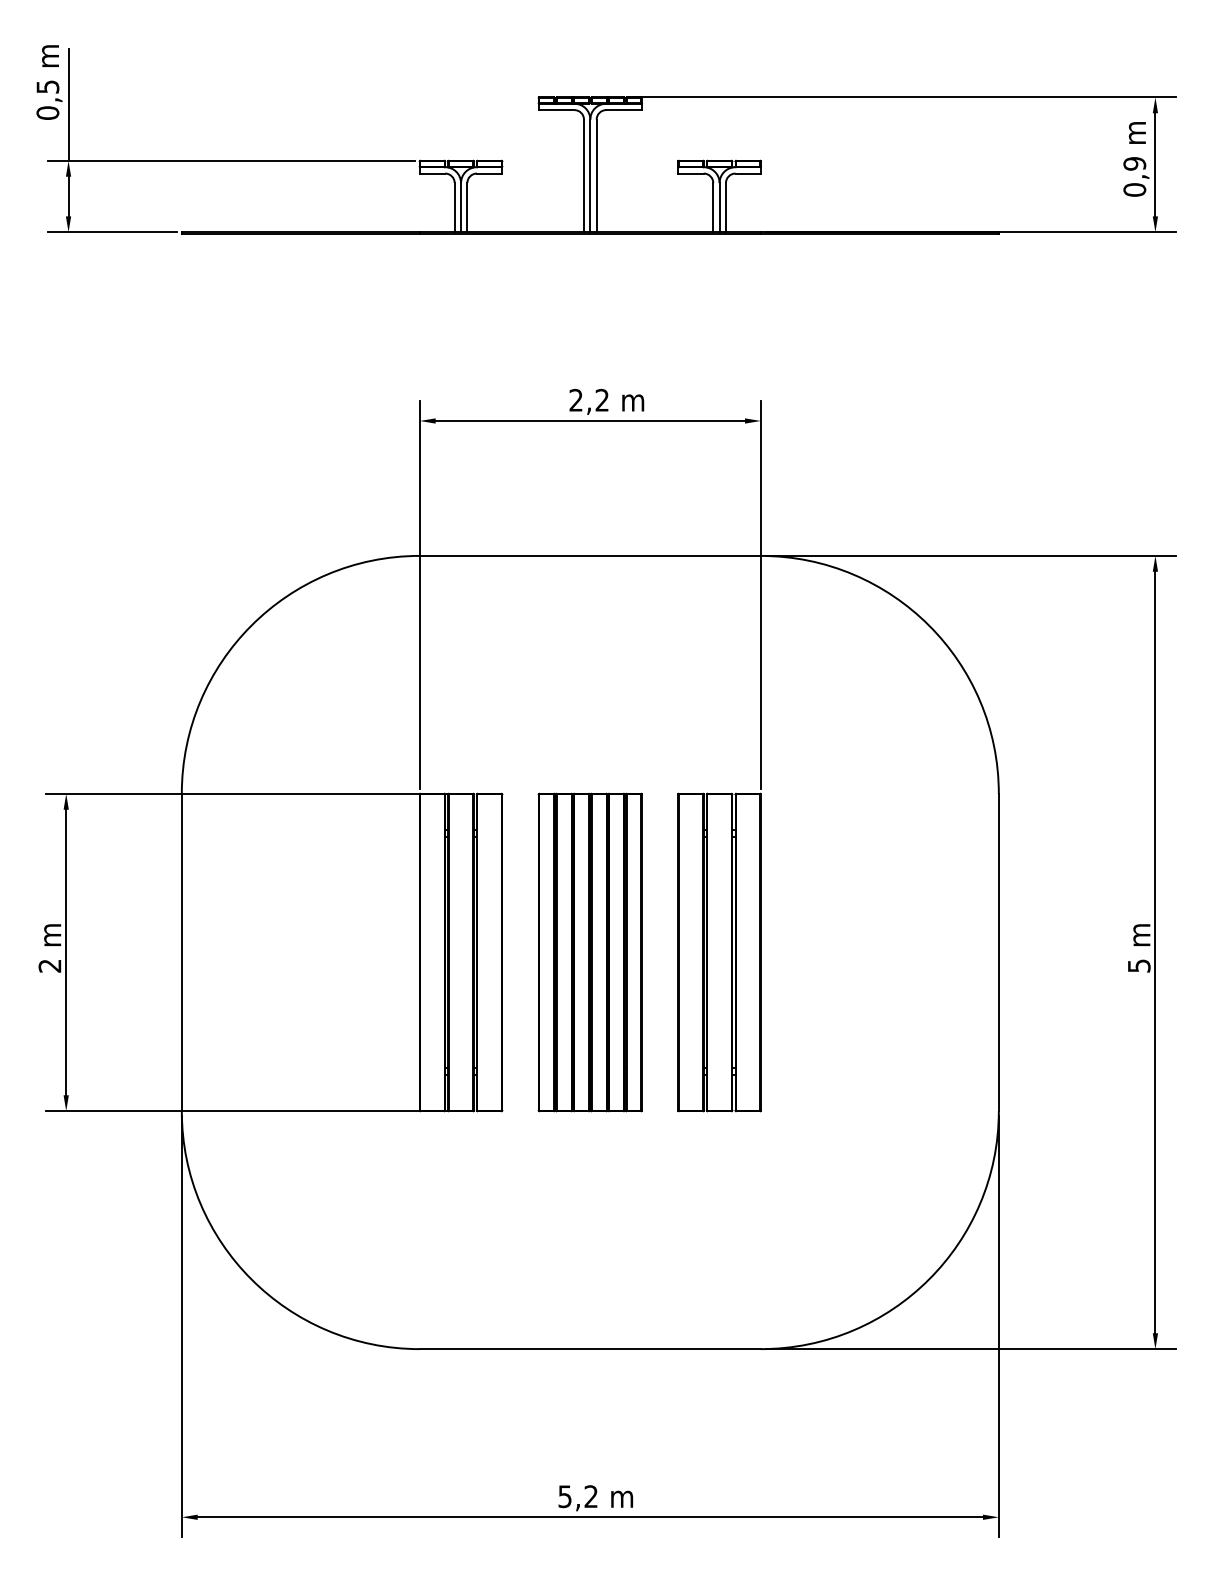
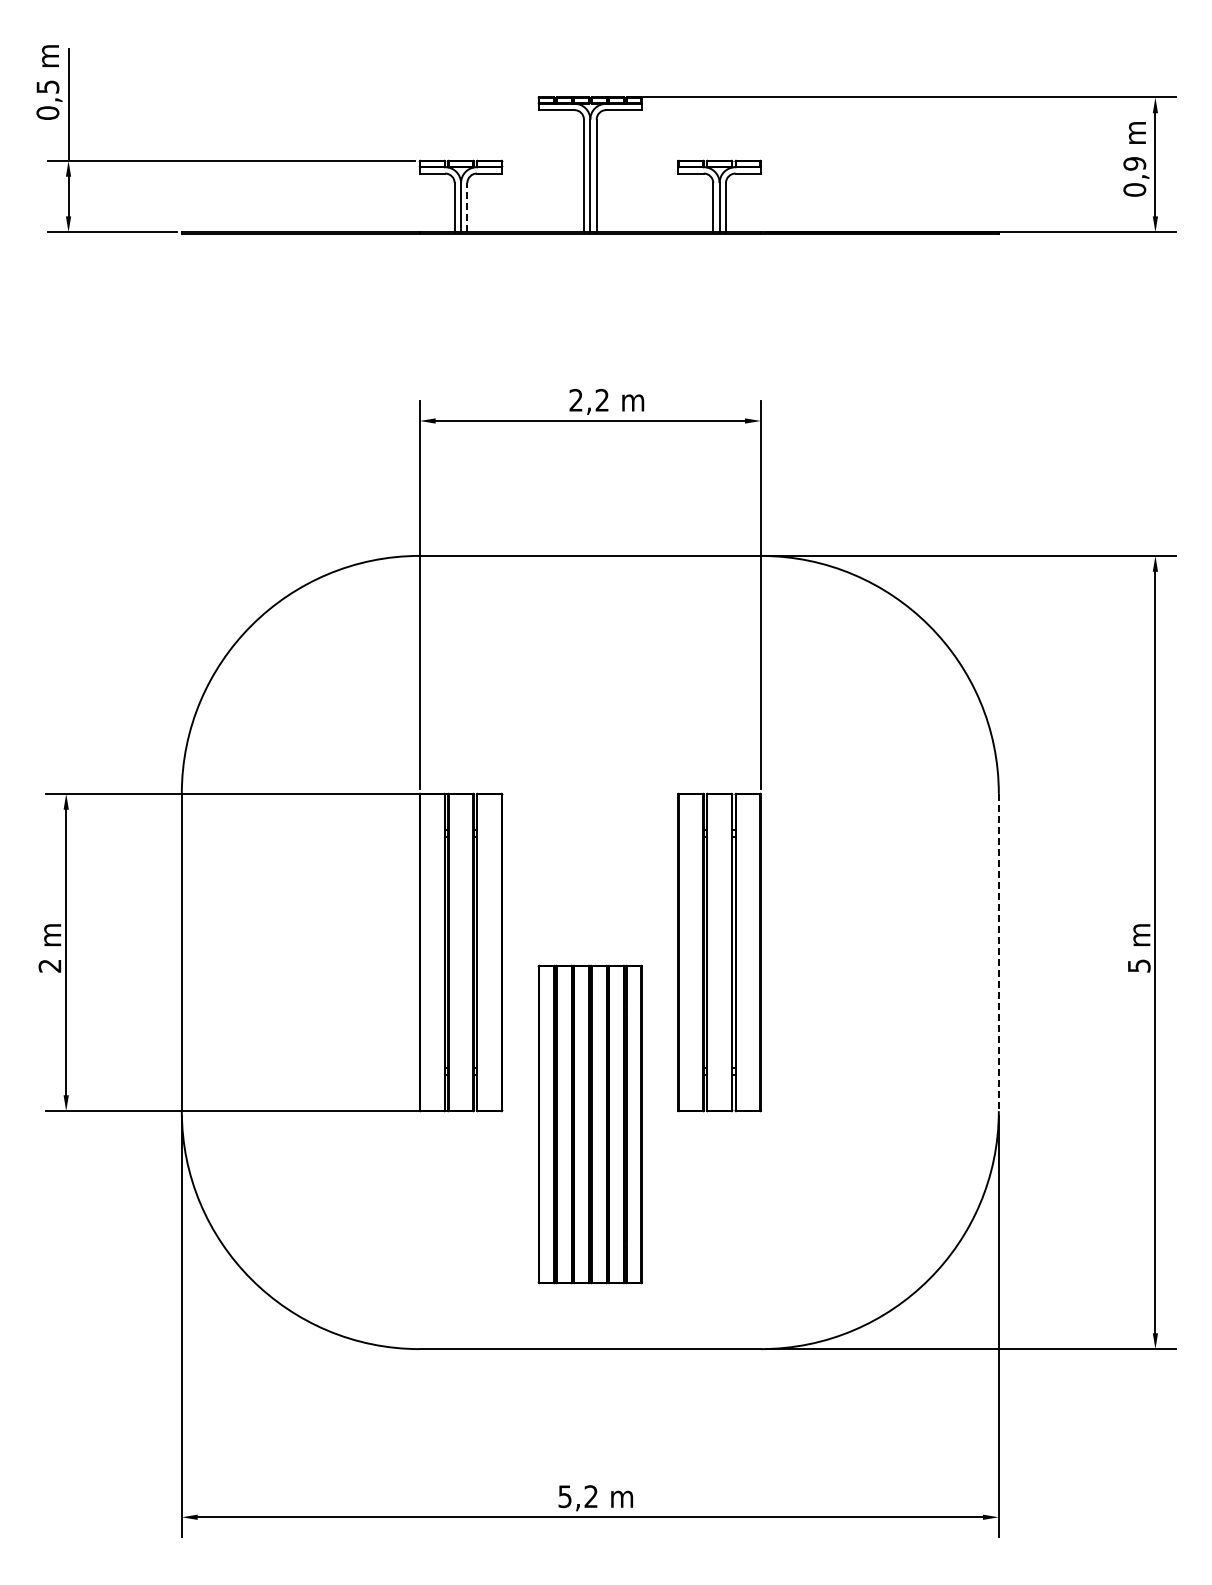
line: solid -> dashed (467, 207)
part position: (589, 952) -> (589, 1124) (589, 1124)
line: solid -> dashed (998, 952)
